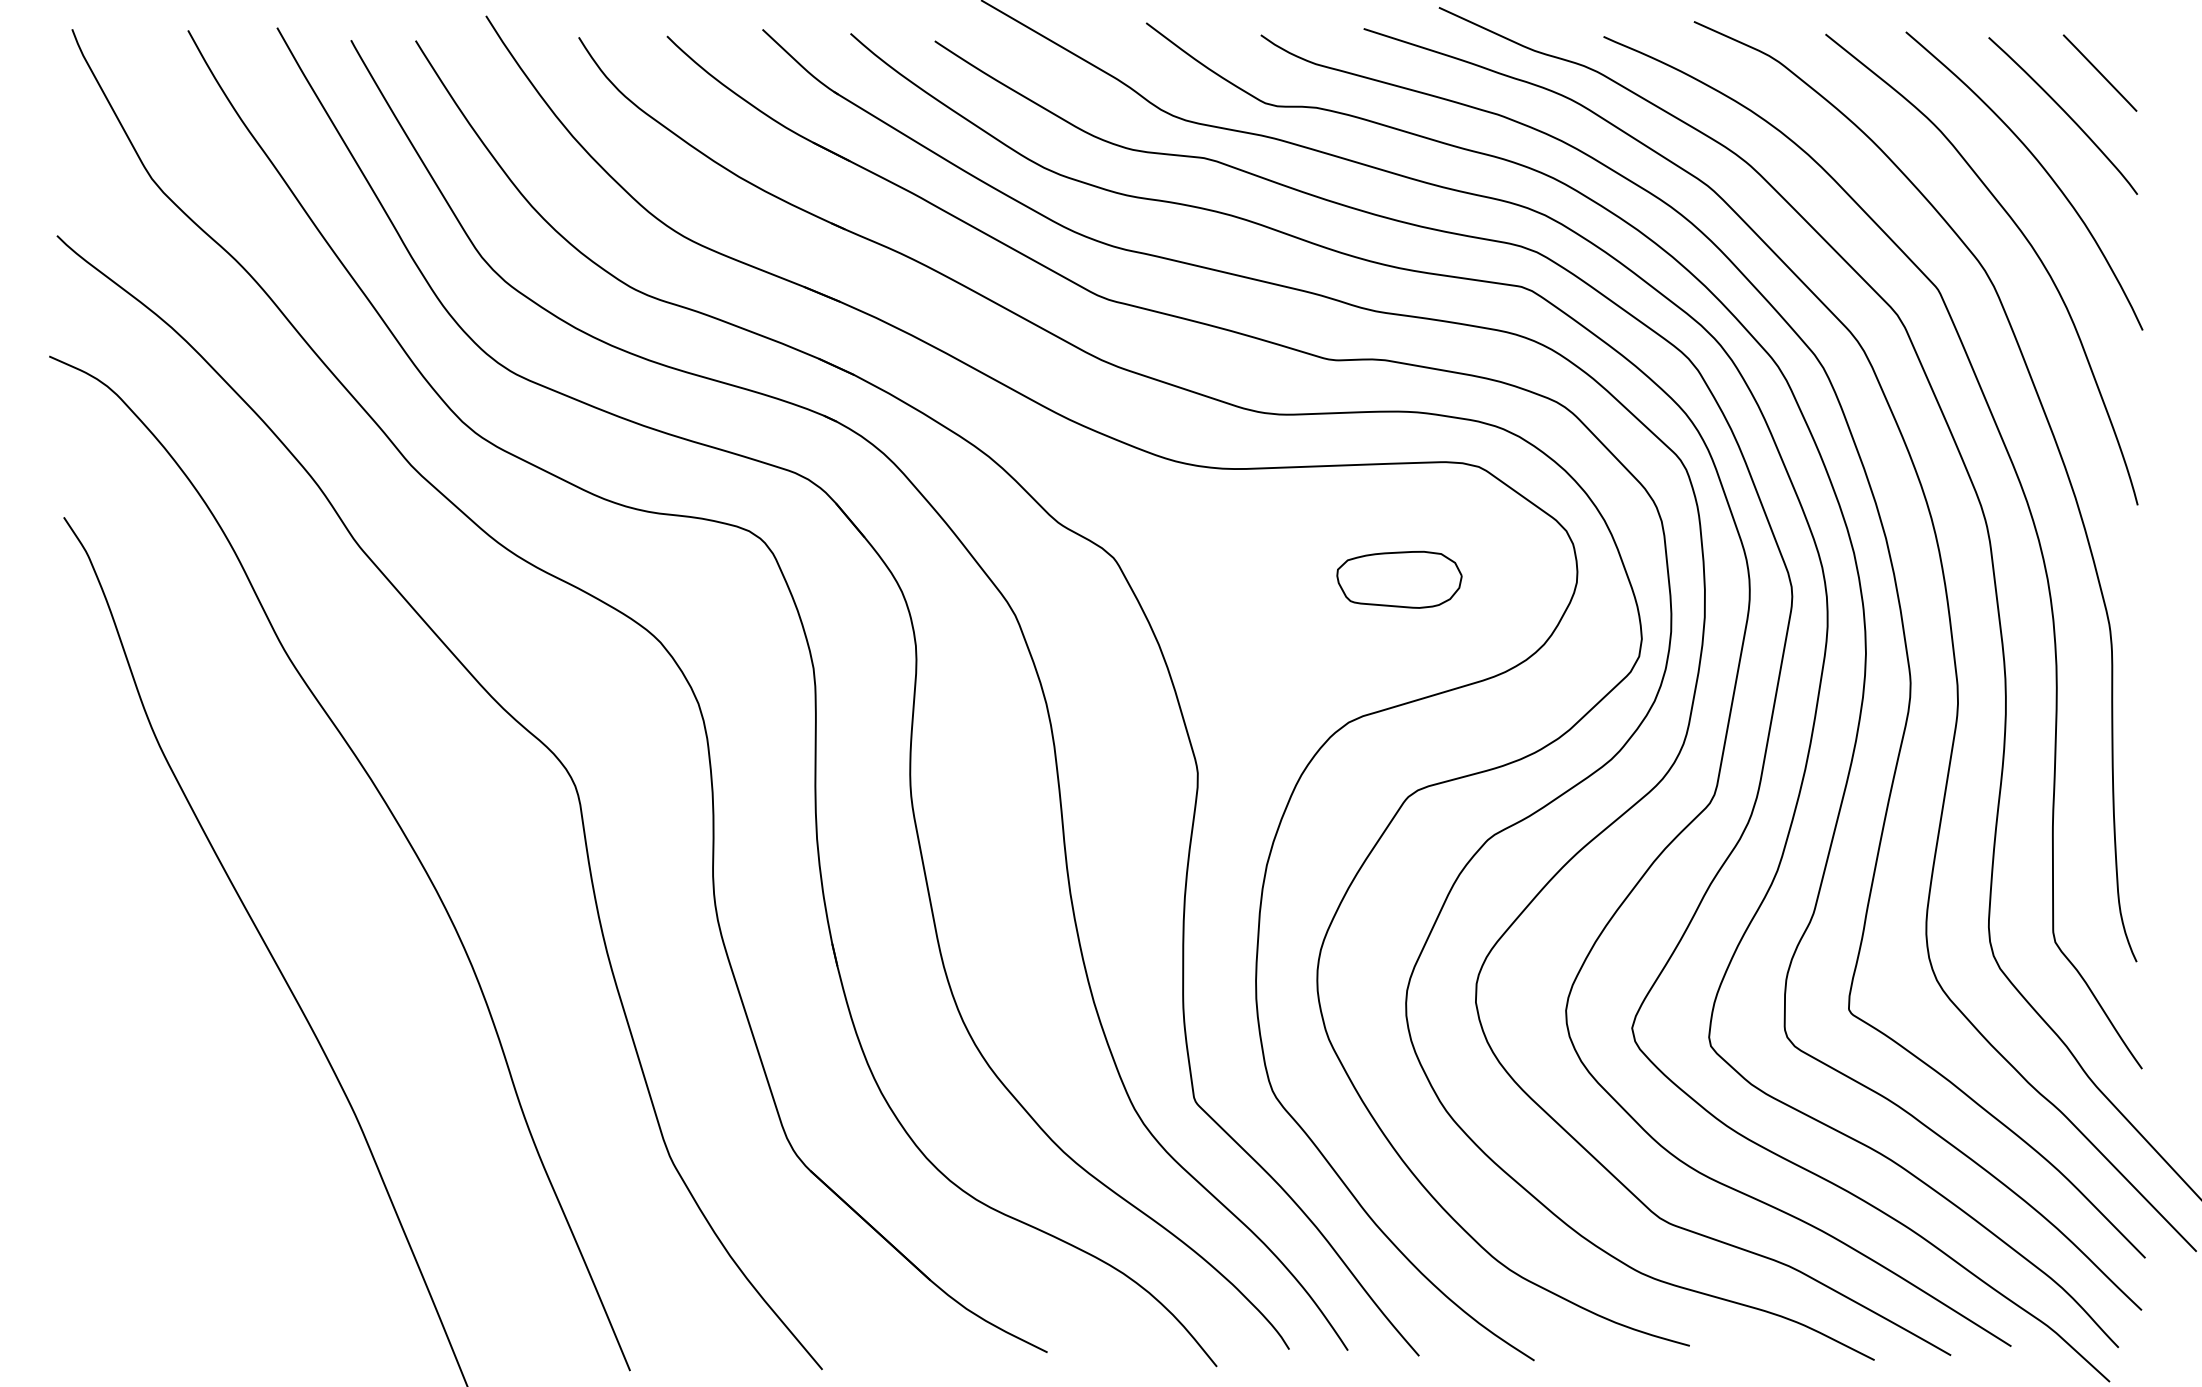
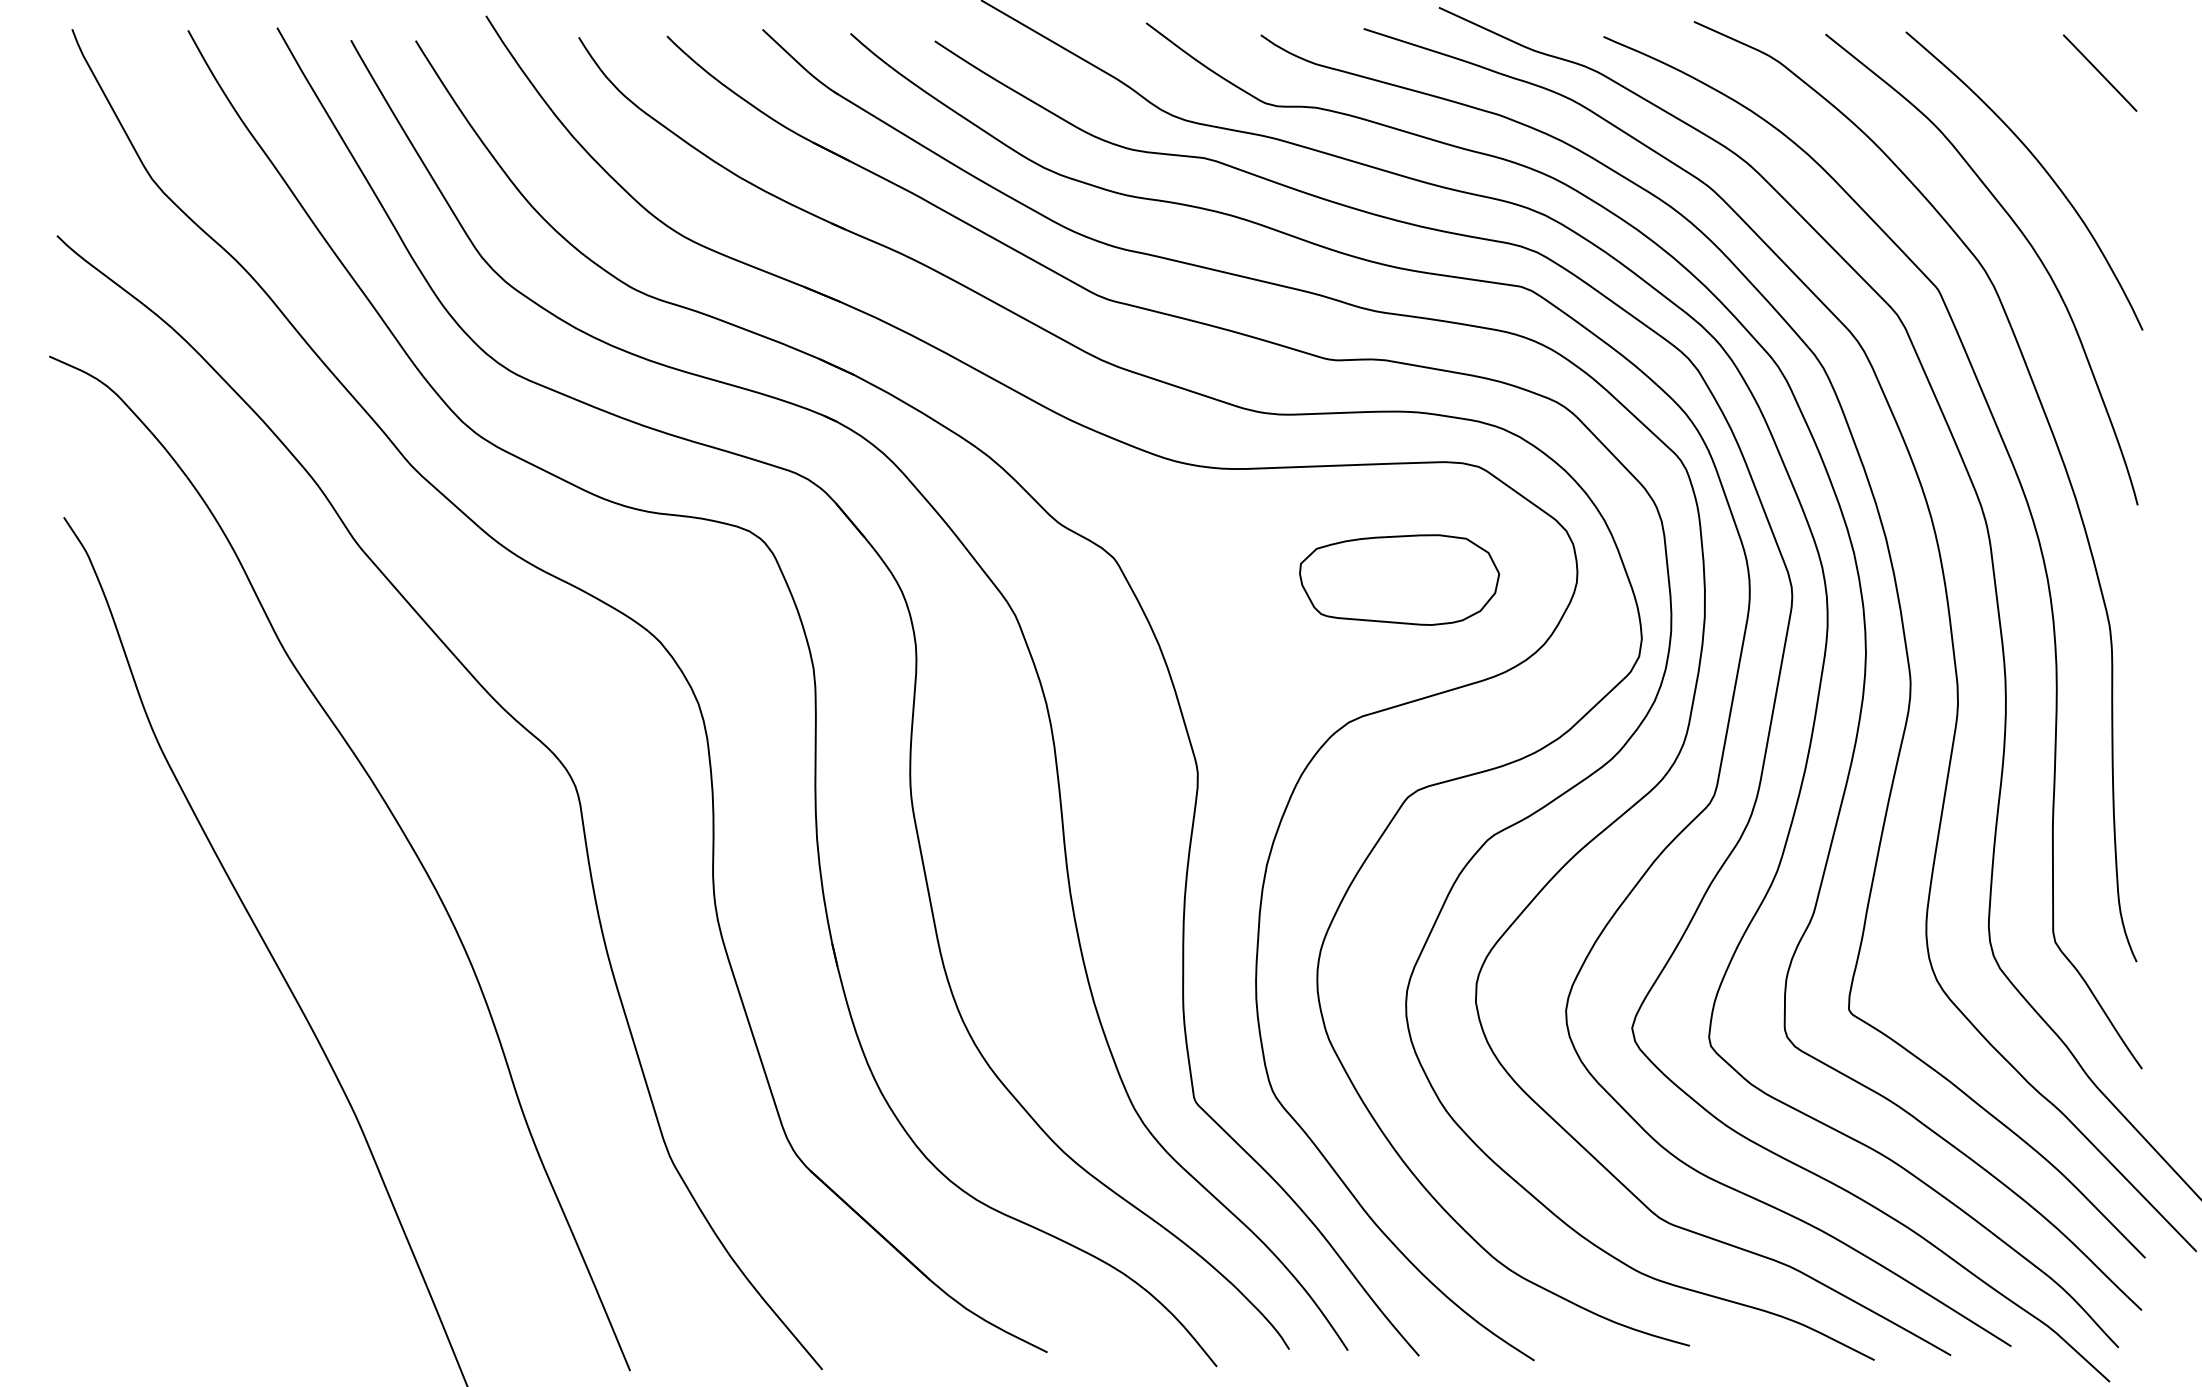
curve: present -> none (2065, 113)
part size: 127x59 px -> 202x92 px (1399, 579)
